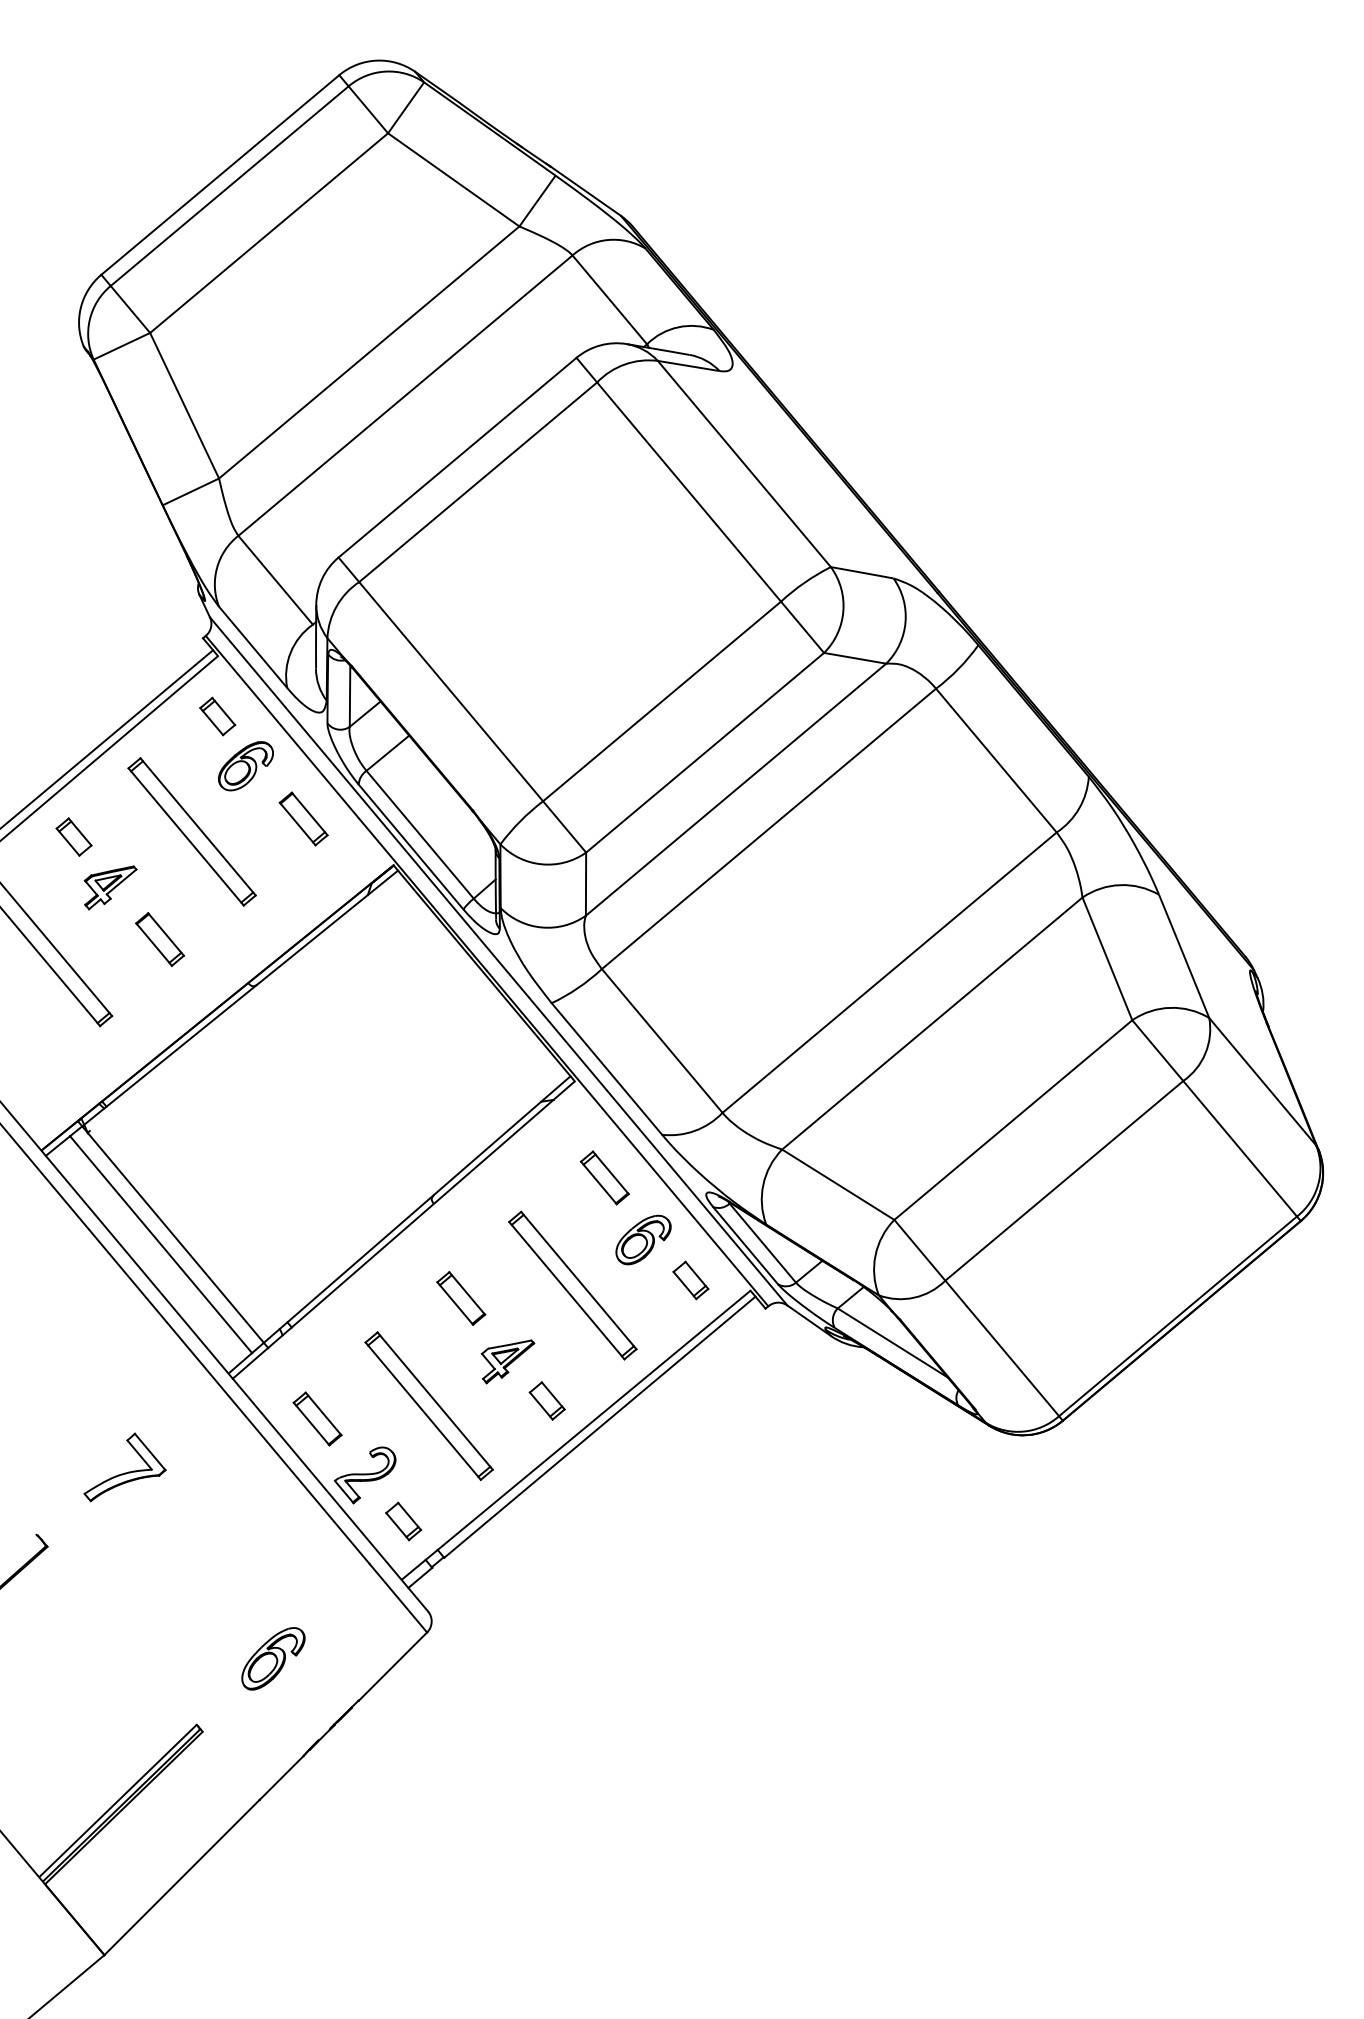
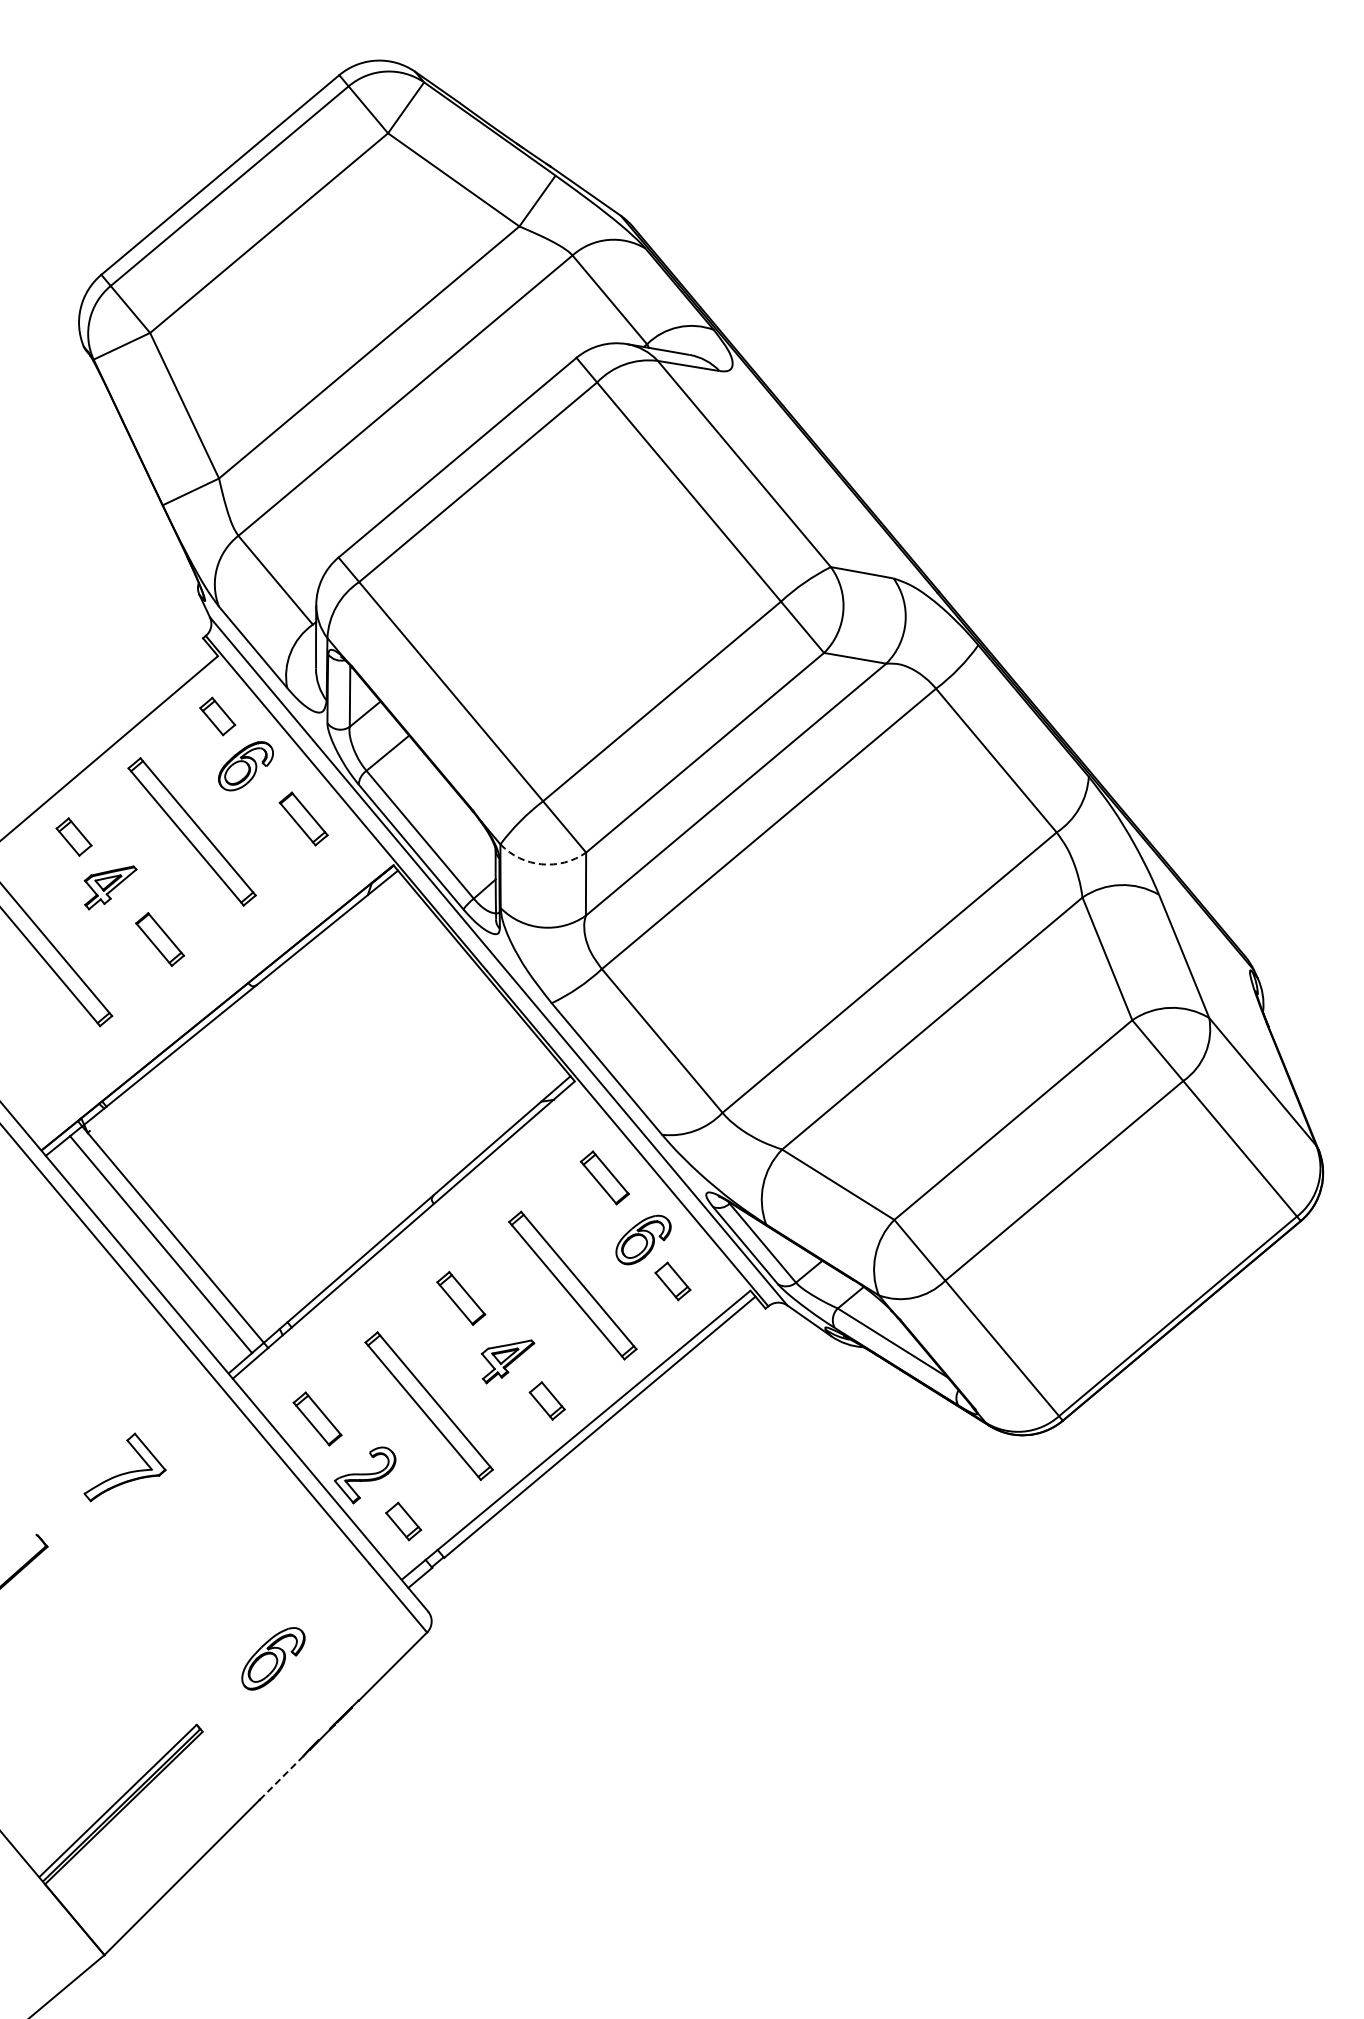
line: present -> none (107, 738)
arc: solid -> dashed (541, 864)
part position: (690, 1280) -> (672, 1281) (672, 1281)
line: solid -> dashed (282, 1777)
